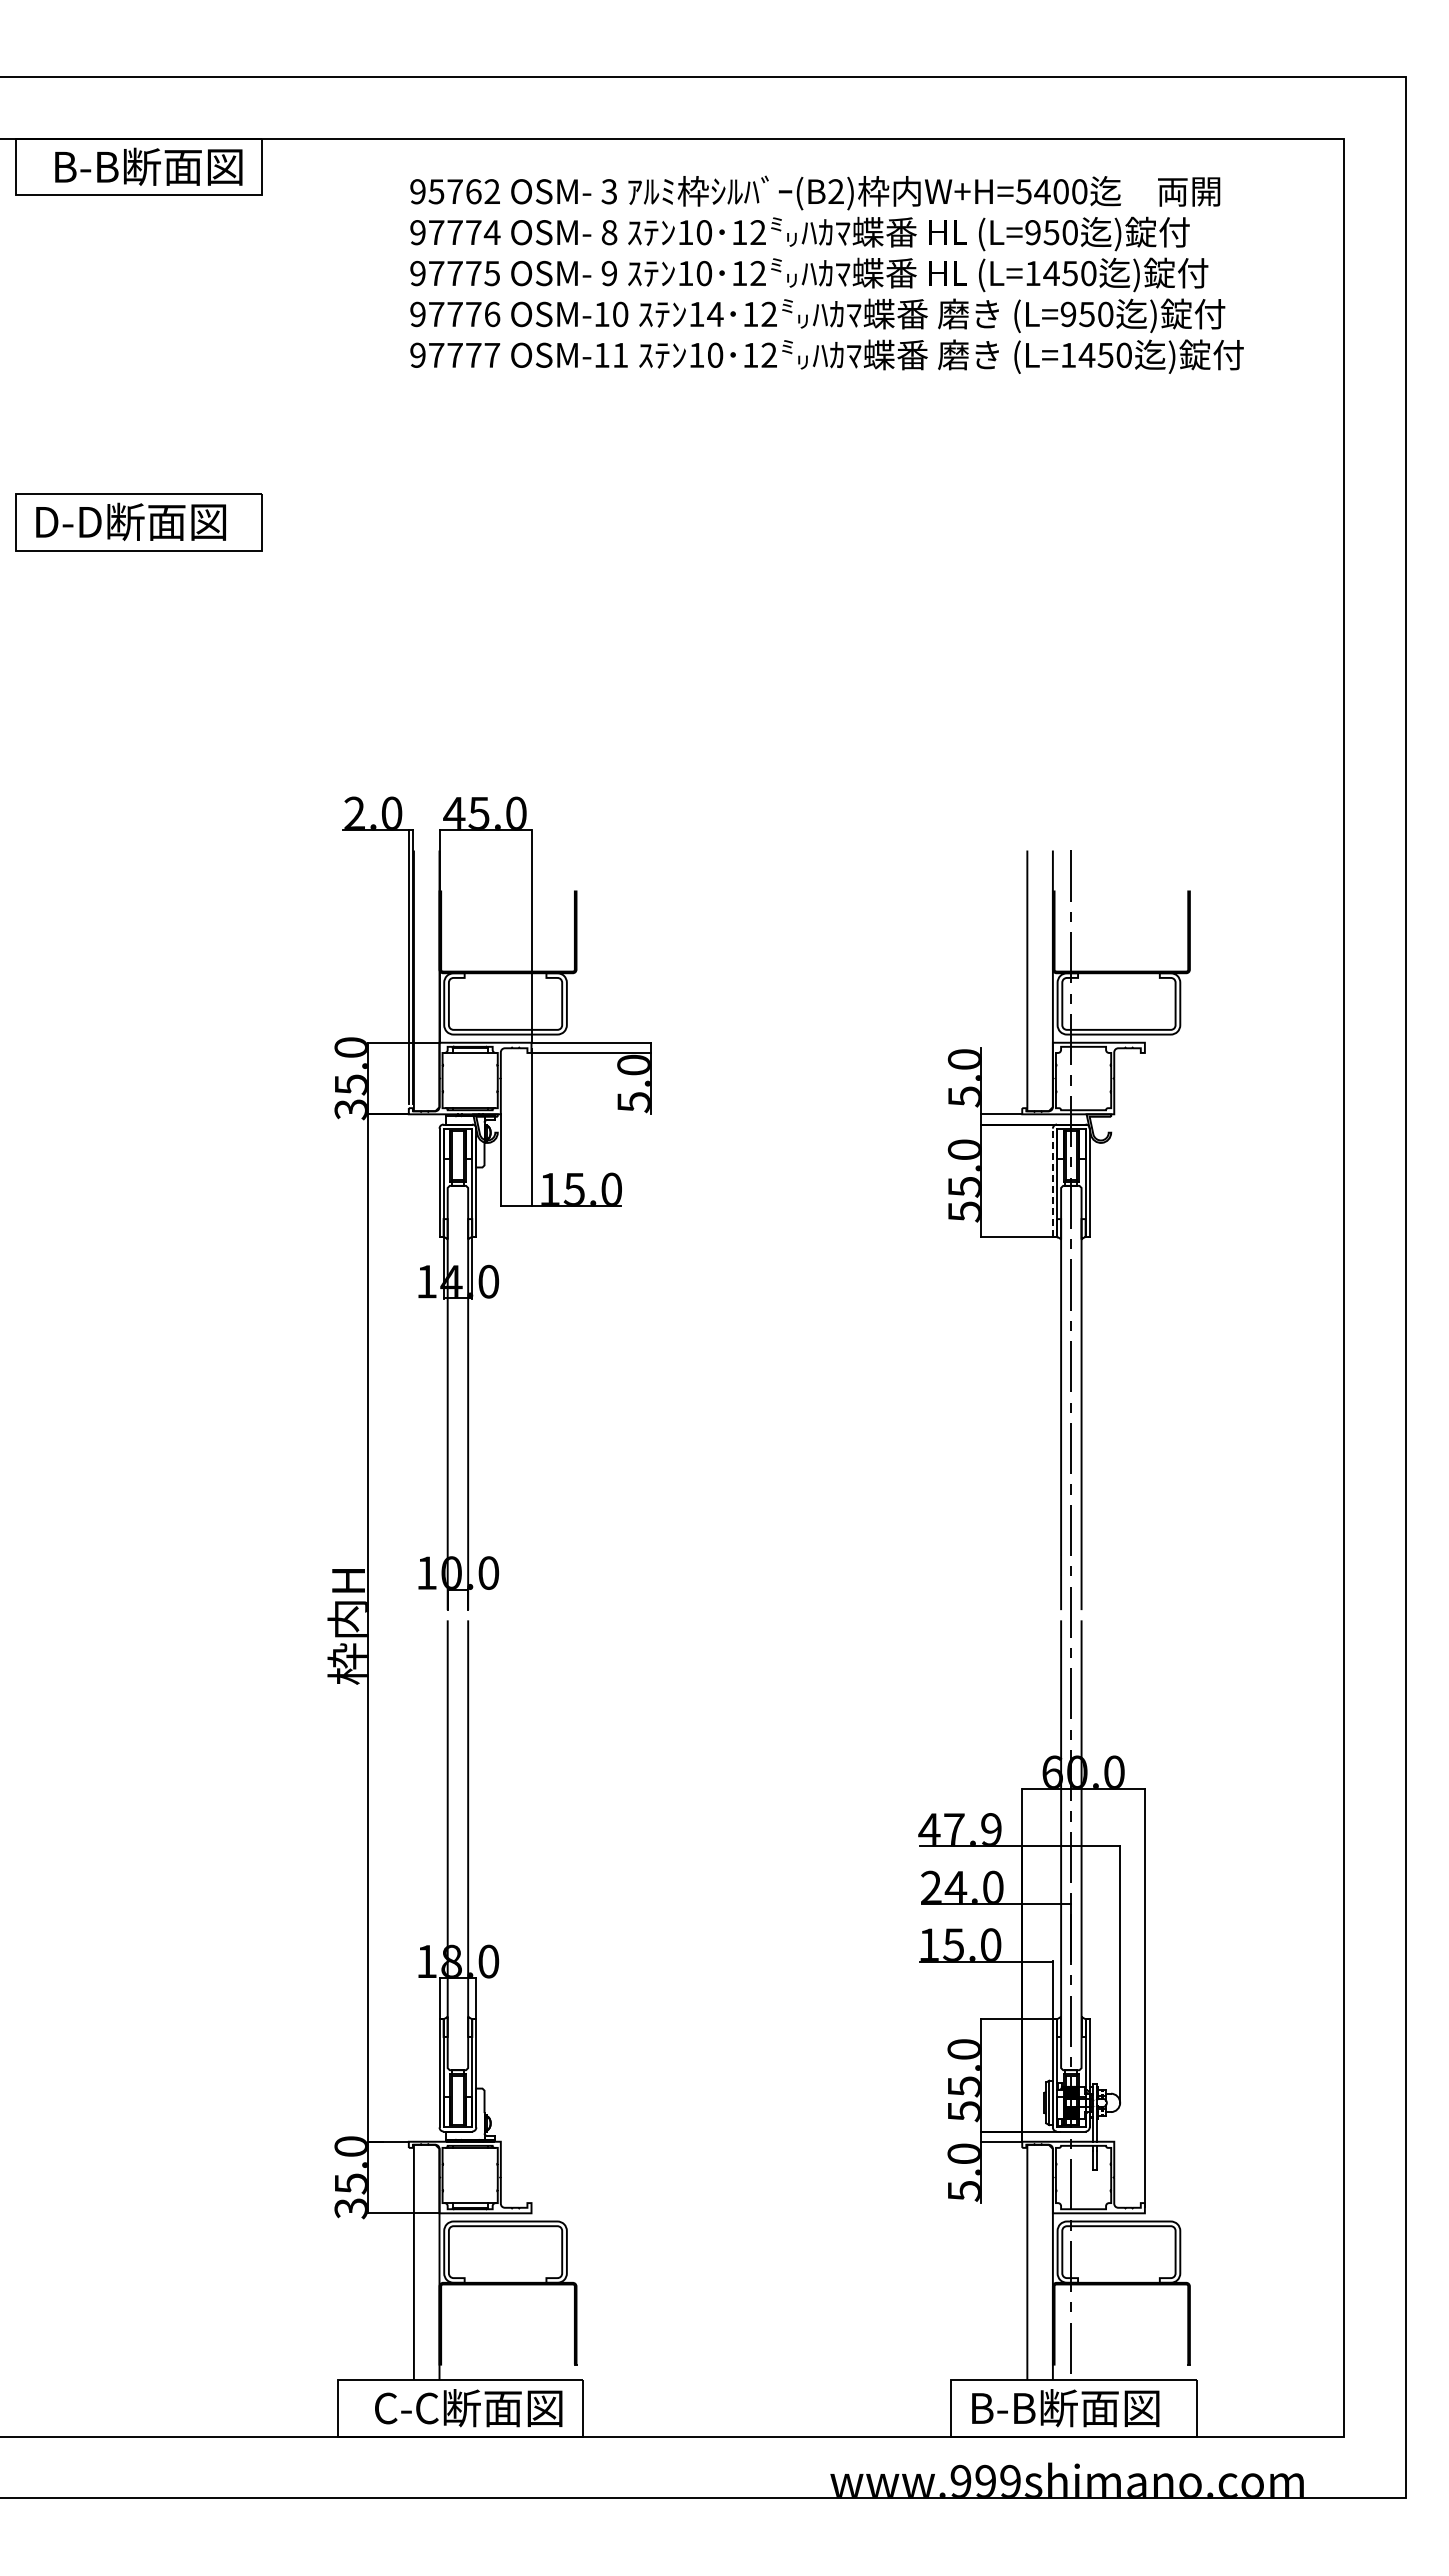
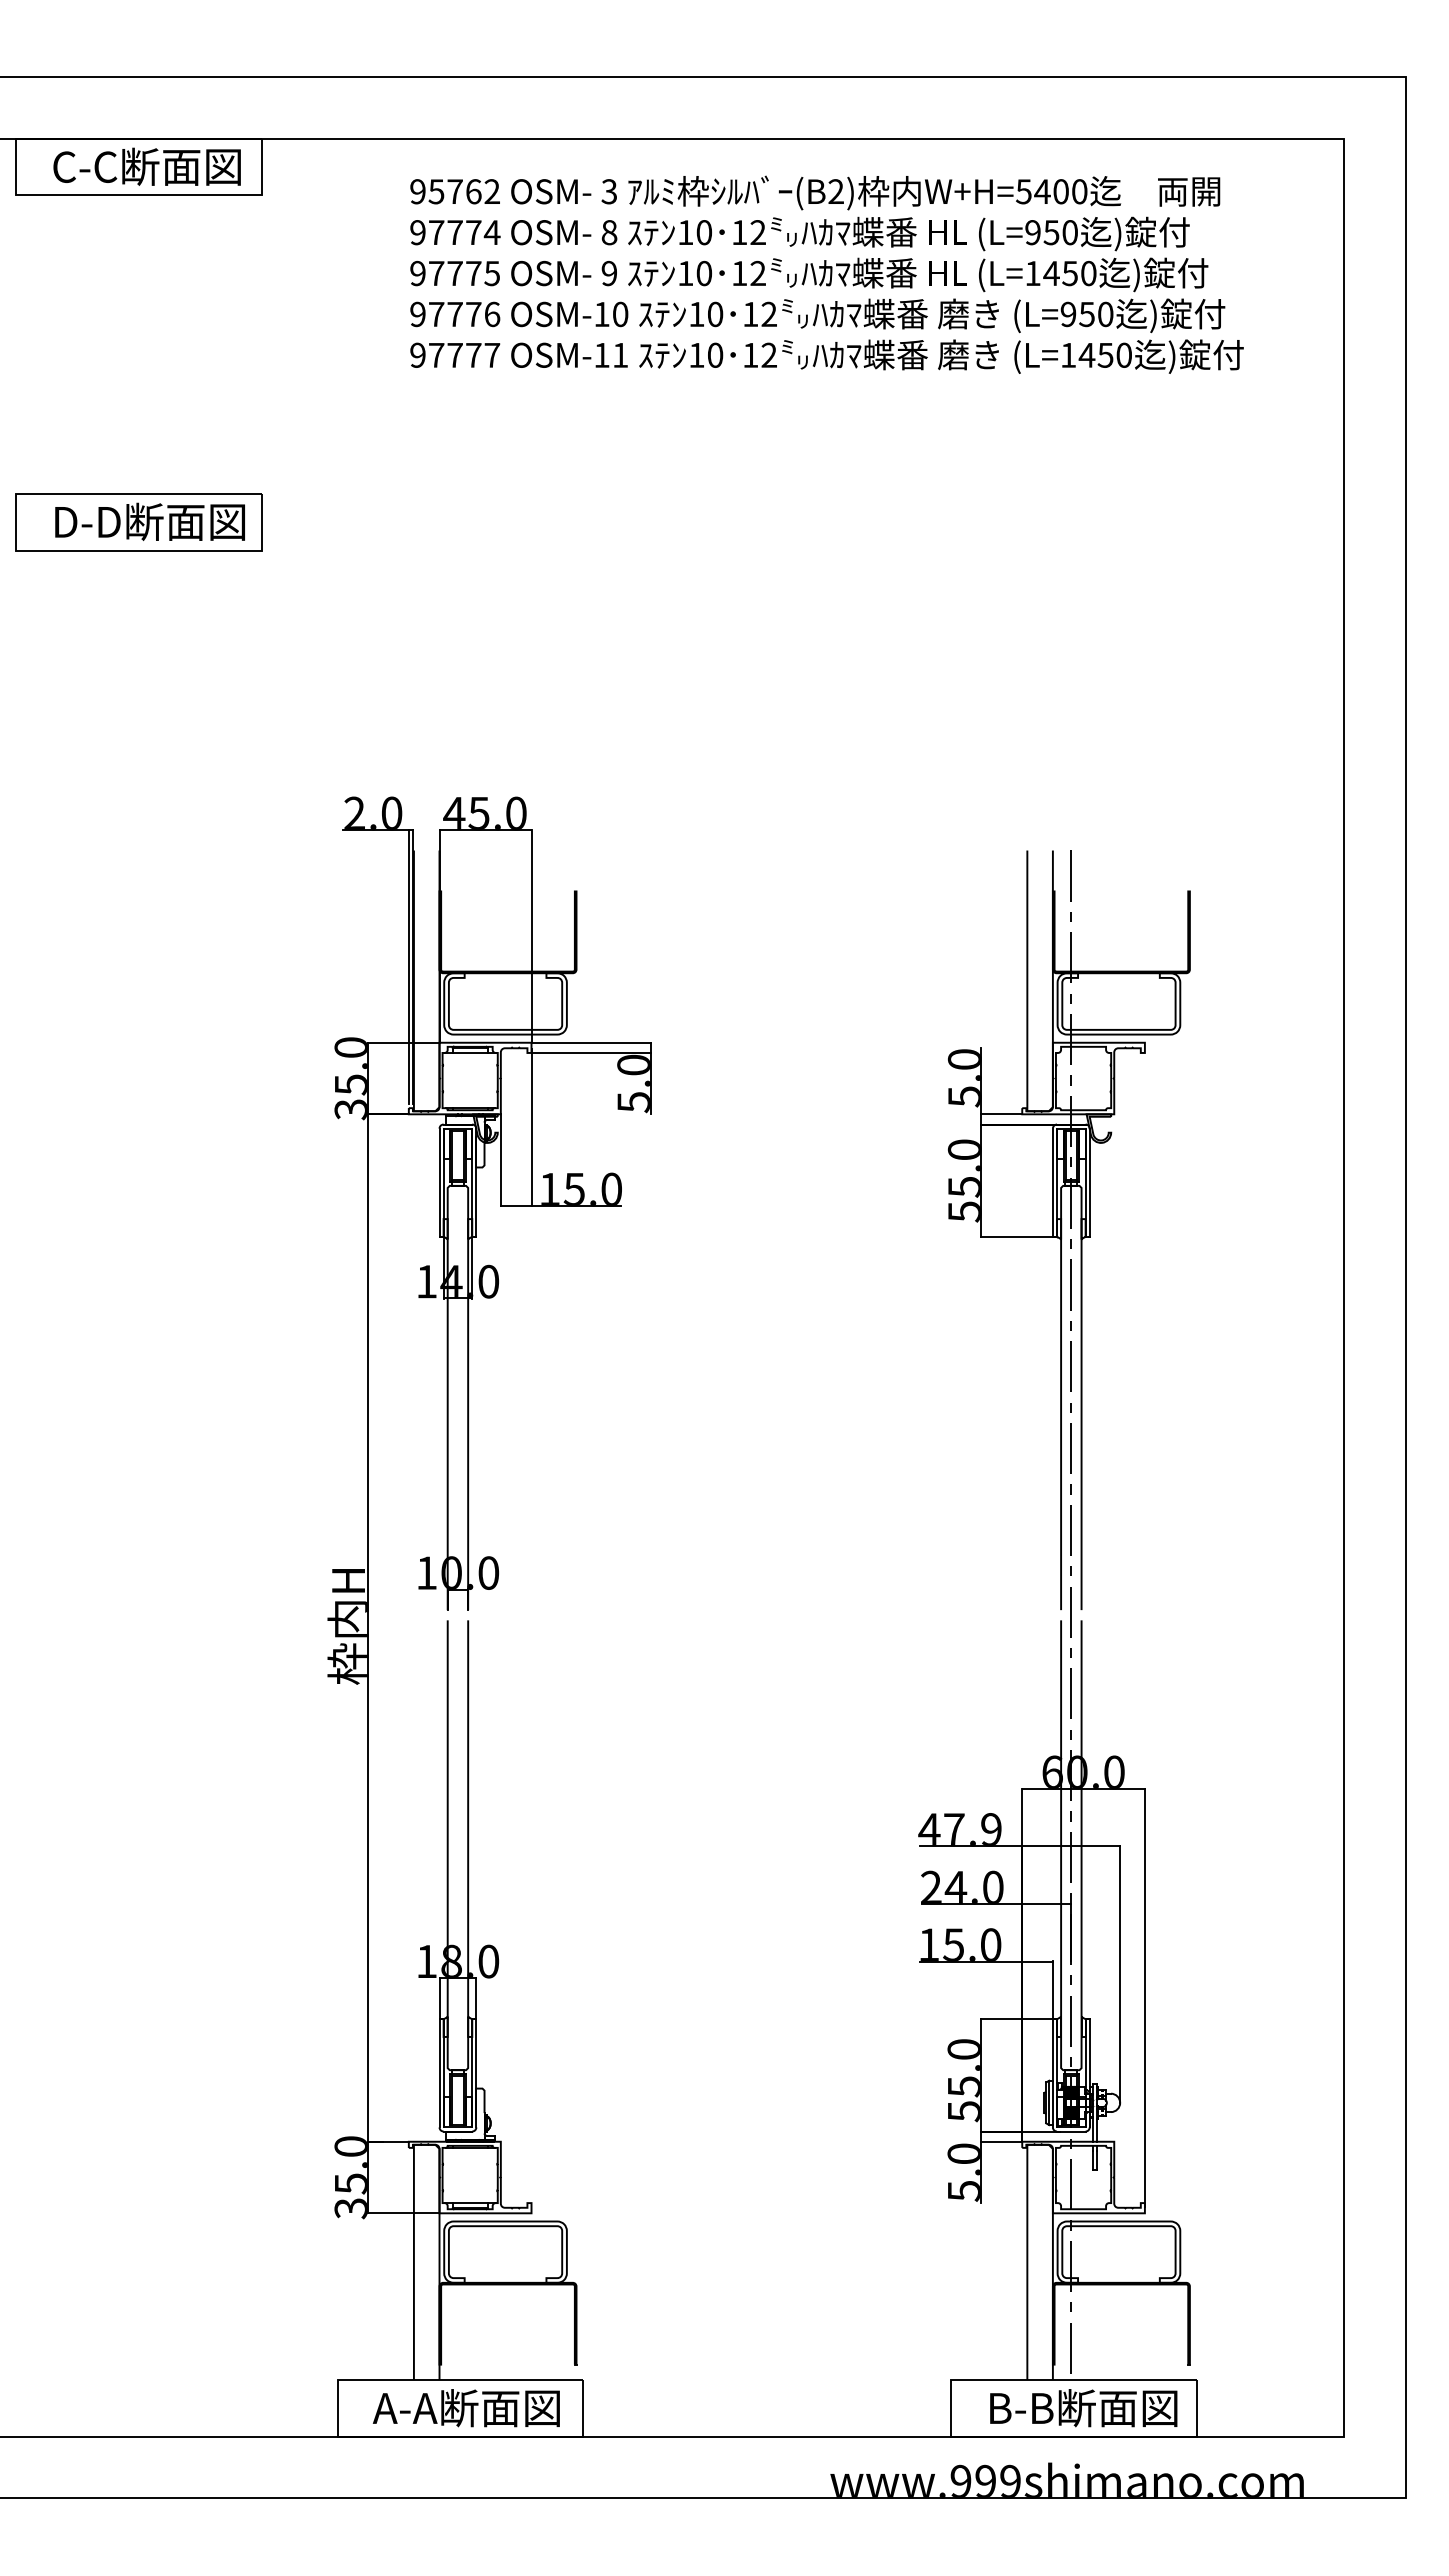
text: B-B断面図 -> C-C断面図 (147, 166)
text: 14 -> 10 (715, 314)
text position: (130, 521) -> (149, 521) (149, 521)
line: dashed -> solid (1052, 1182)
text: C-C断面図 -> A-A断面図 (467, 2408)
text position: (1065, 2408) -> (1083, 2408) (1083, 2408)
